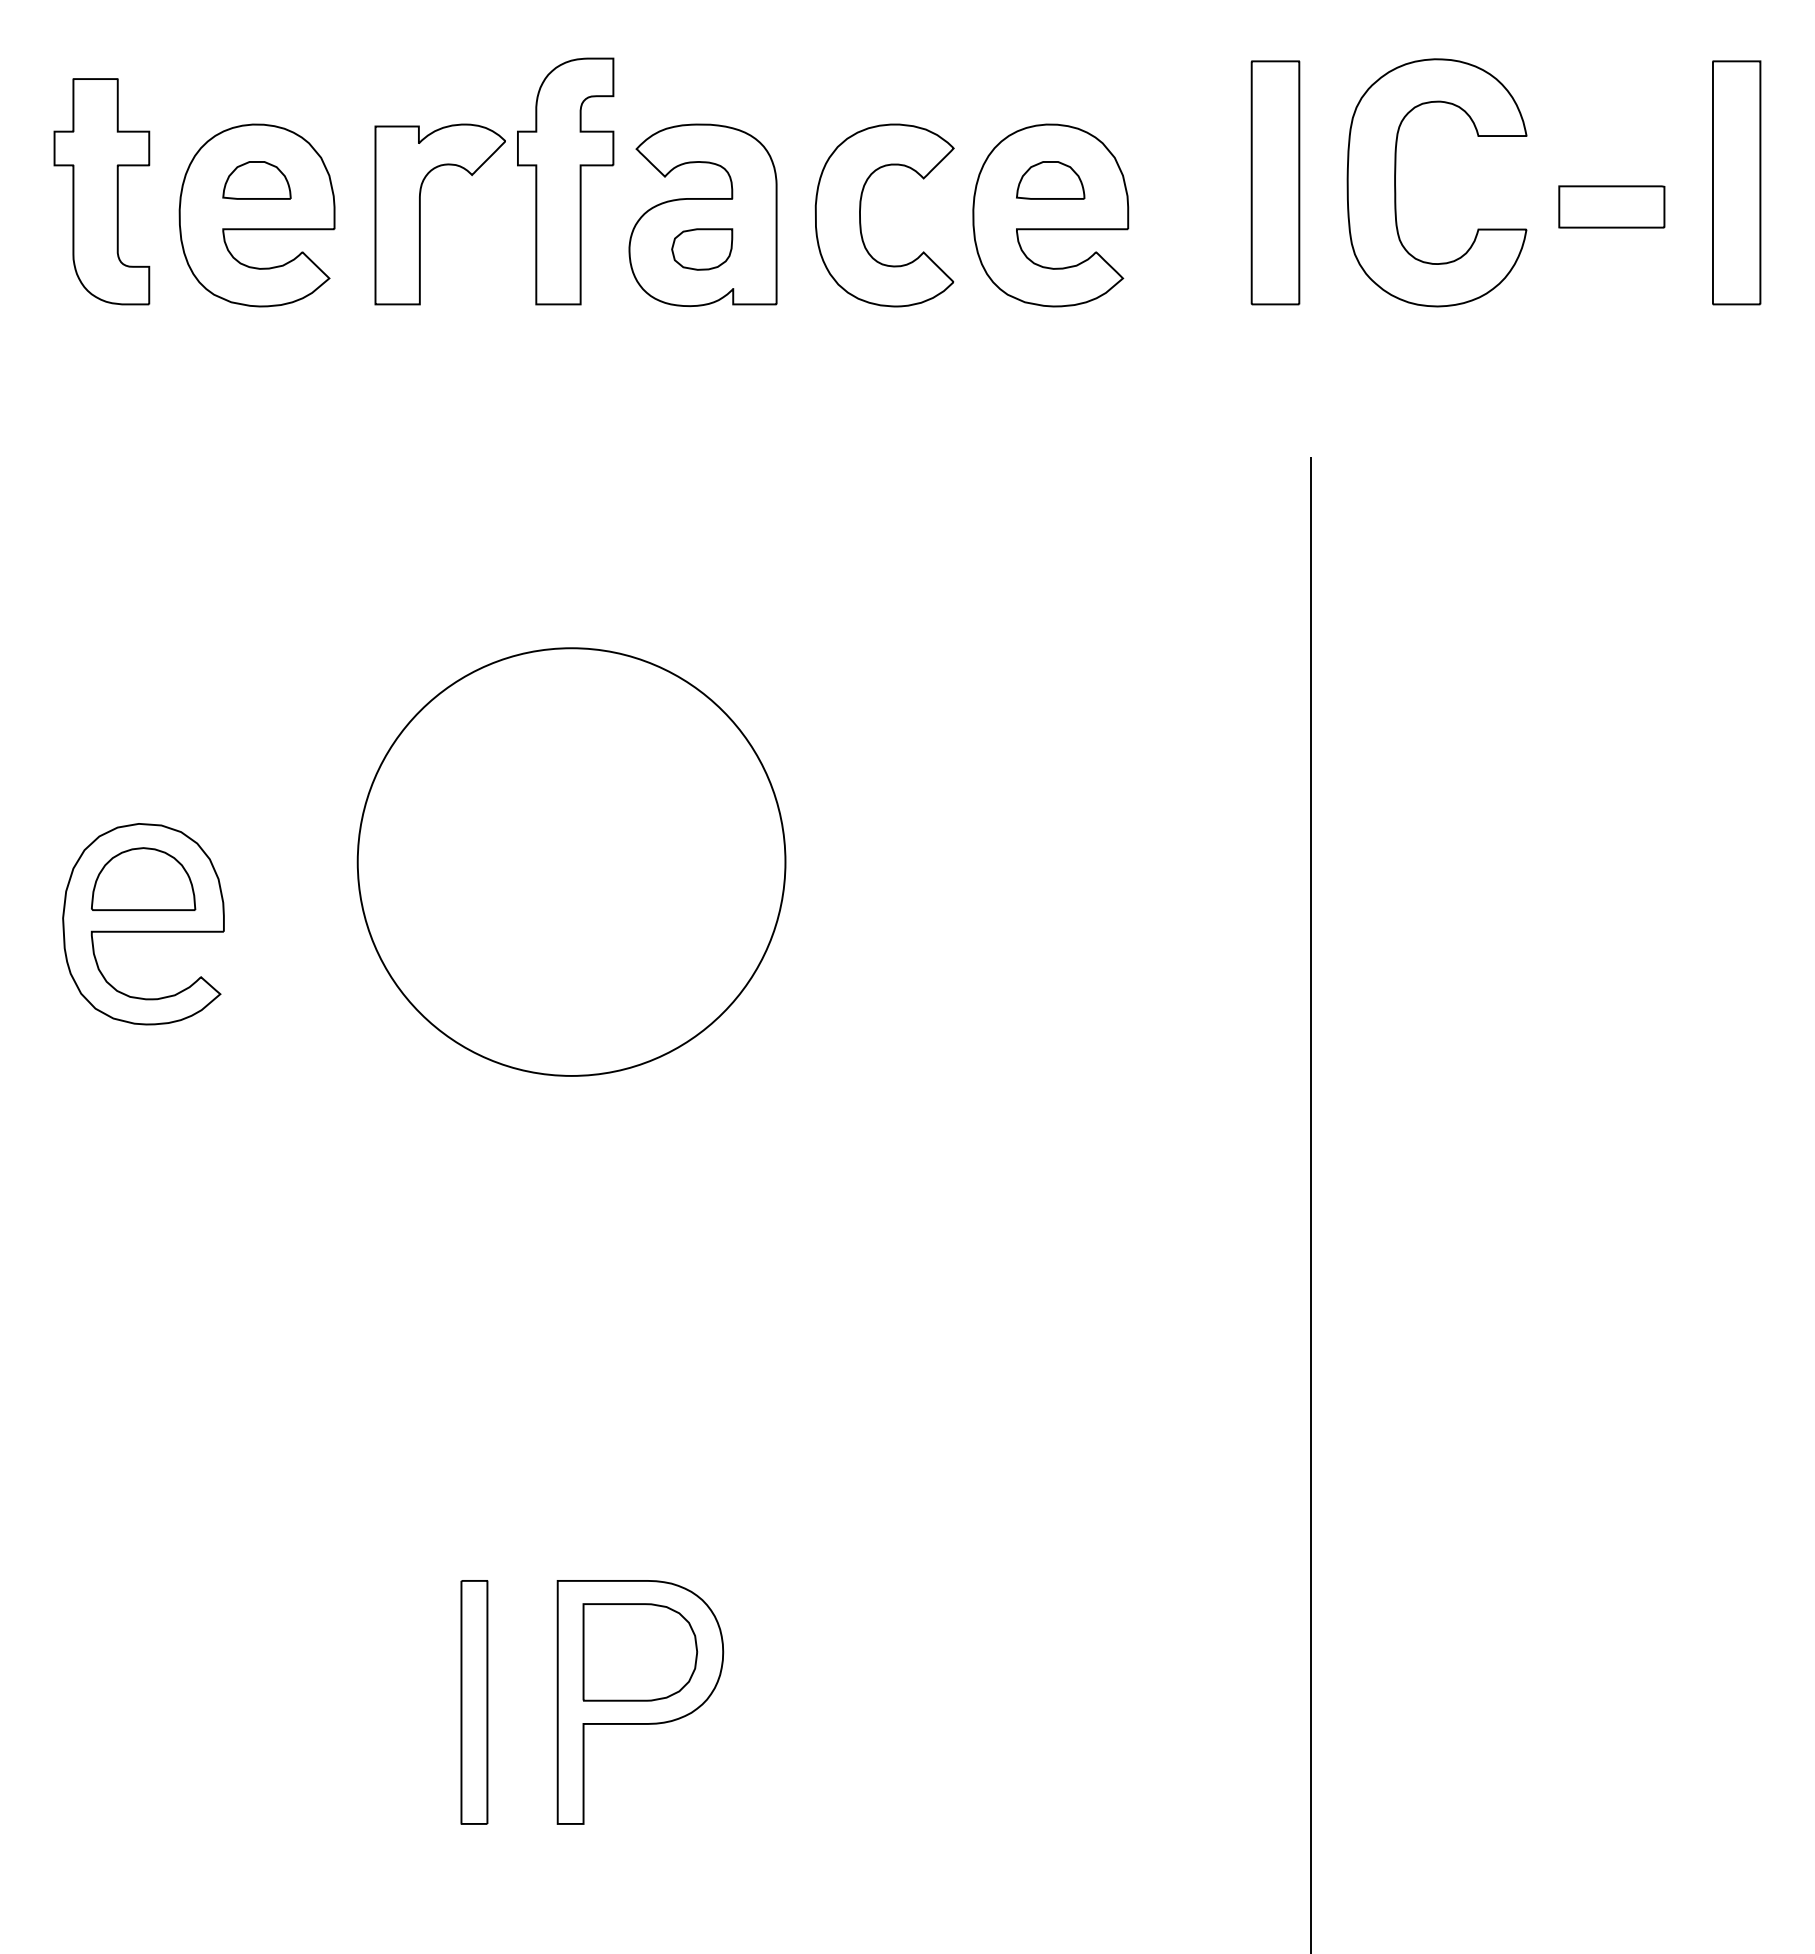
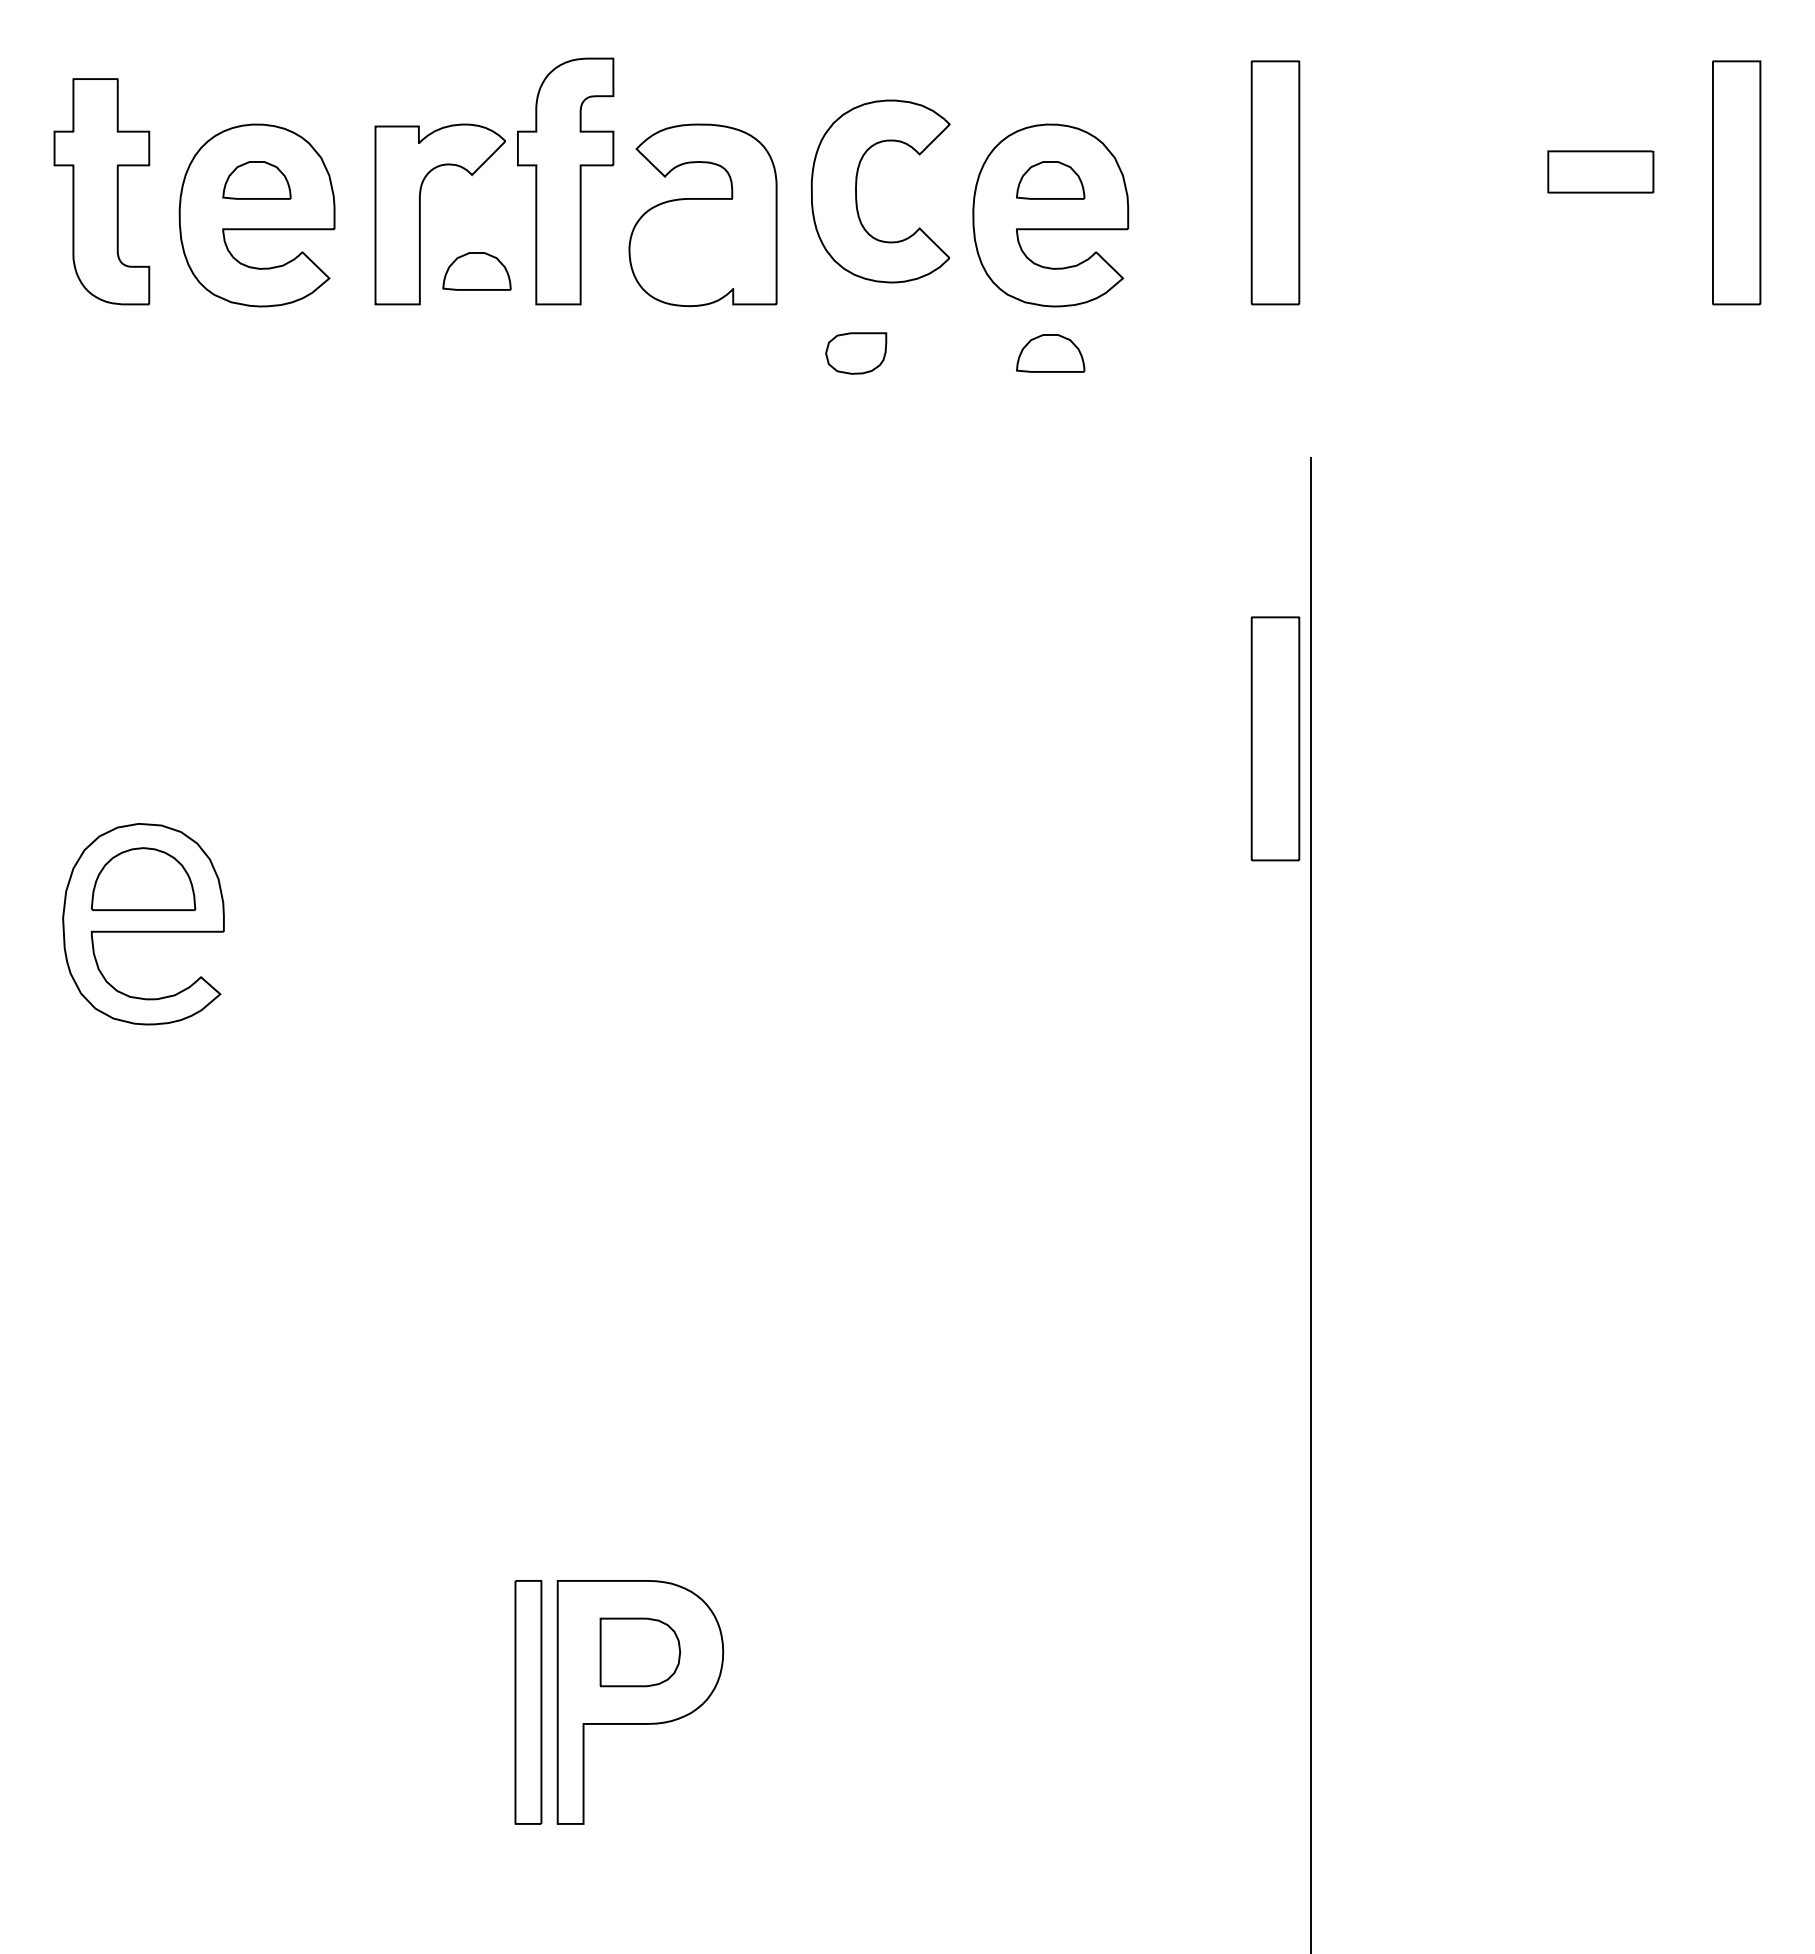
part: present -> none (1396, 188)
part position: (1611, 206) -> (1600, 171) (1600, 171)
part position: (860, 215) -> (856, 191) (856, 191)
part position: (702, 249) -> (856, 353) (856, 353)
part: none -> present (476, 271)
part: none -> present (1050, 353)
part: none -> present (1275, 738)
part: present -> none (571, 861)
part size: 117x99 px -> 83x71 px (640, 1652)
part position: (474, 1702) -> (528, 1702) (528, 1702)
